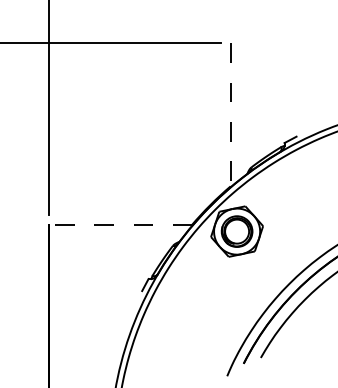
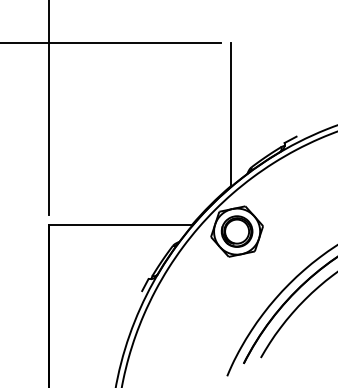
line: dashed -> solid (230, 115)
line: dashed -> solid (120, 225)
